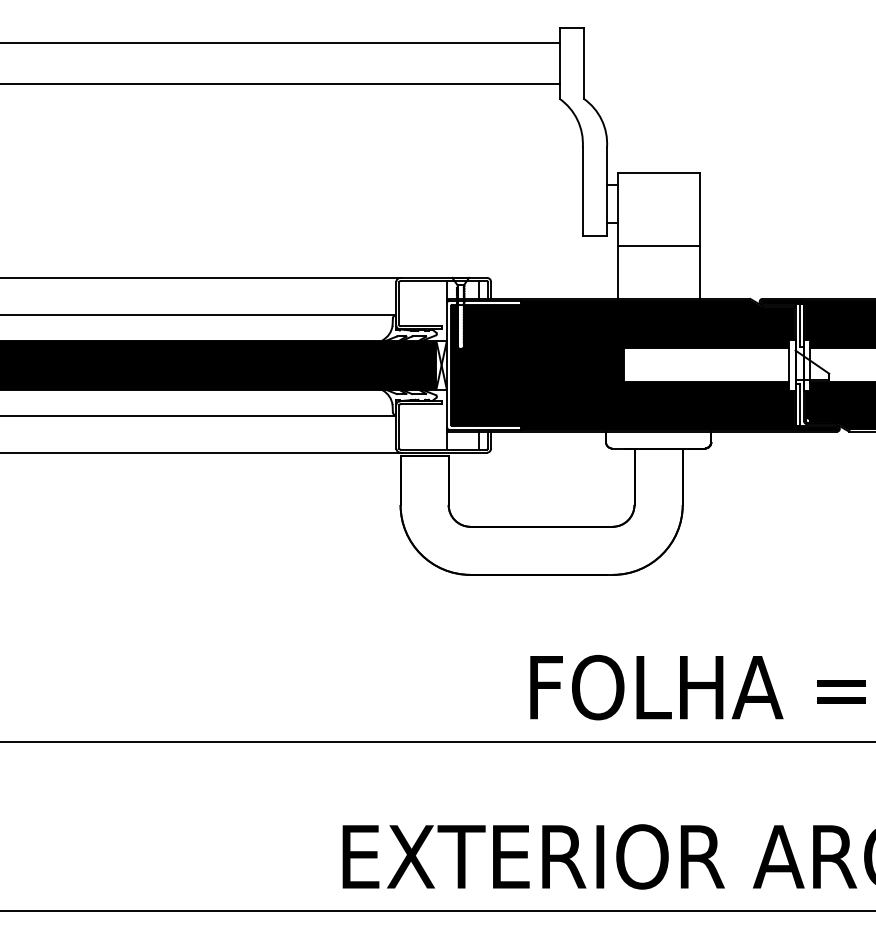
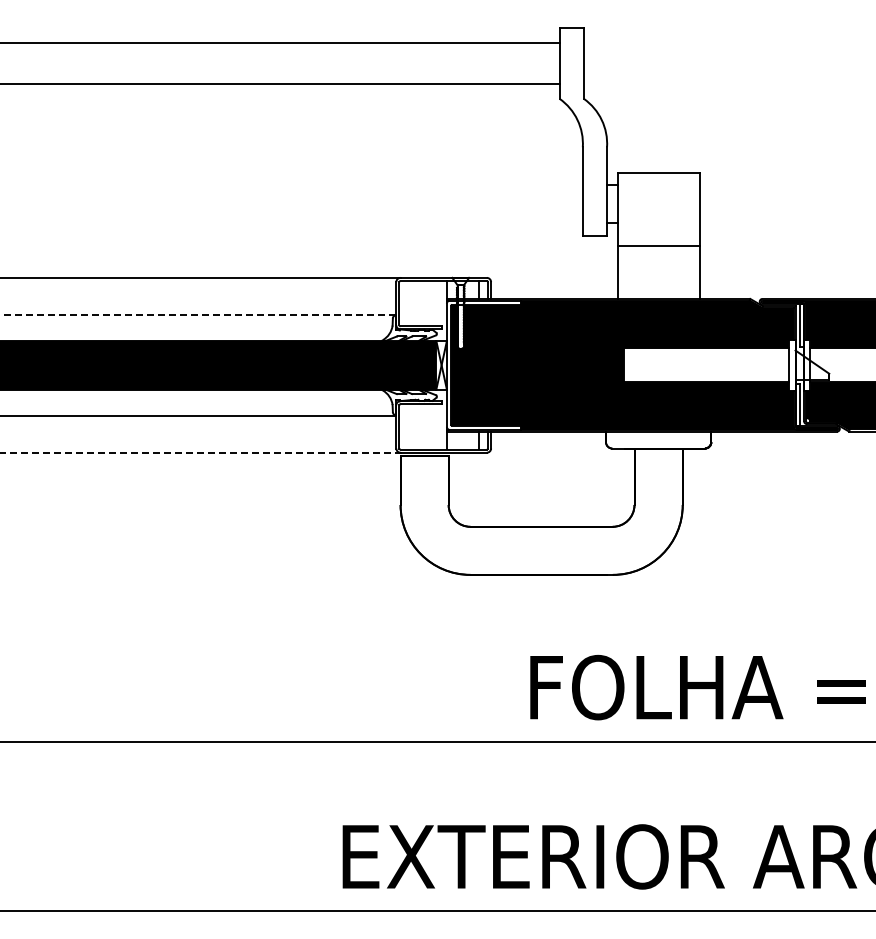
line: solid -> dashed (198, 314)
line: solid -> dashed (200, 452)
